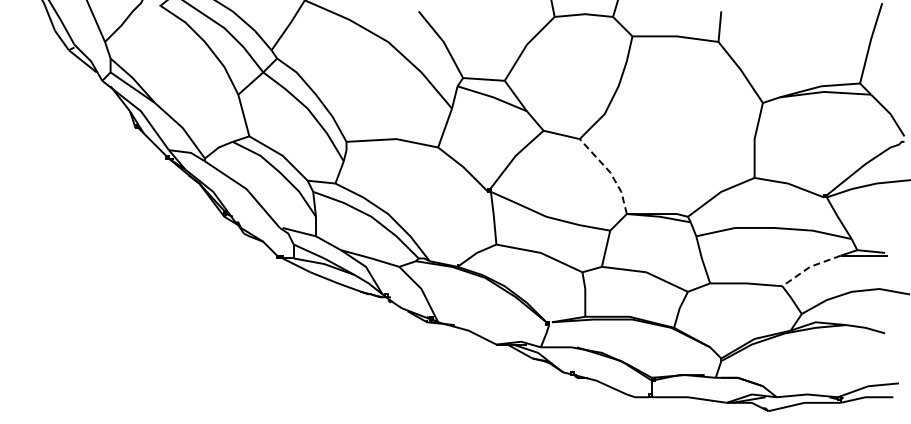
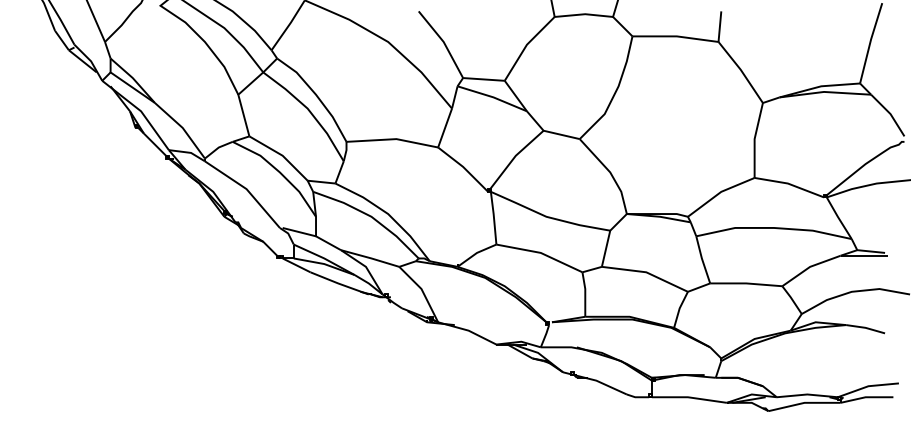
line: dashed -> solid (610, 172)
line: dashed -> solid (810, 266)
